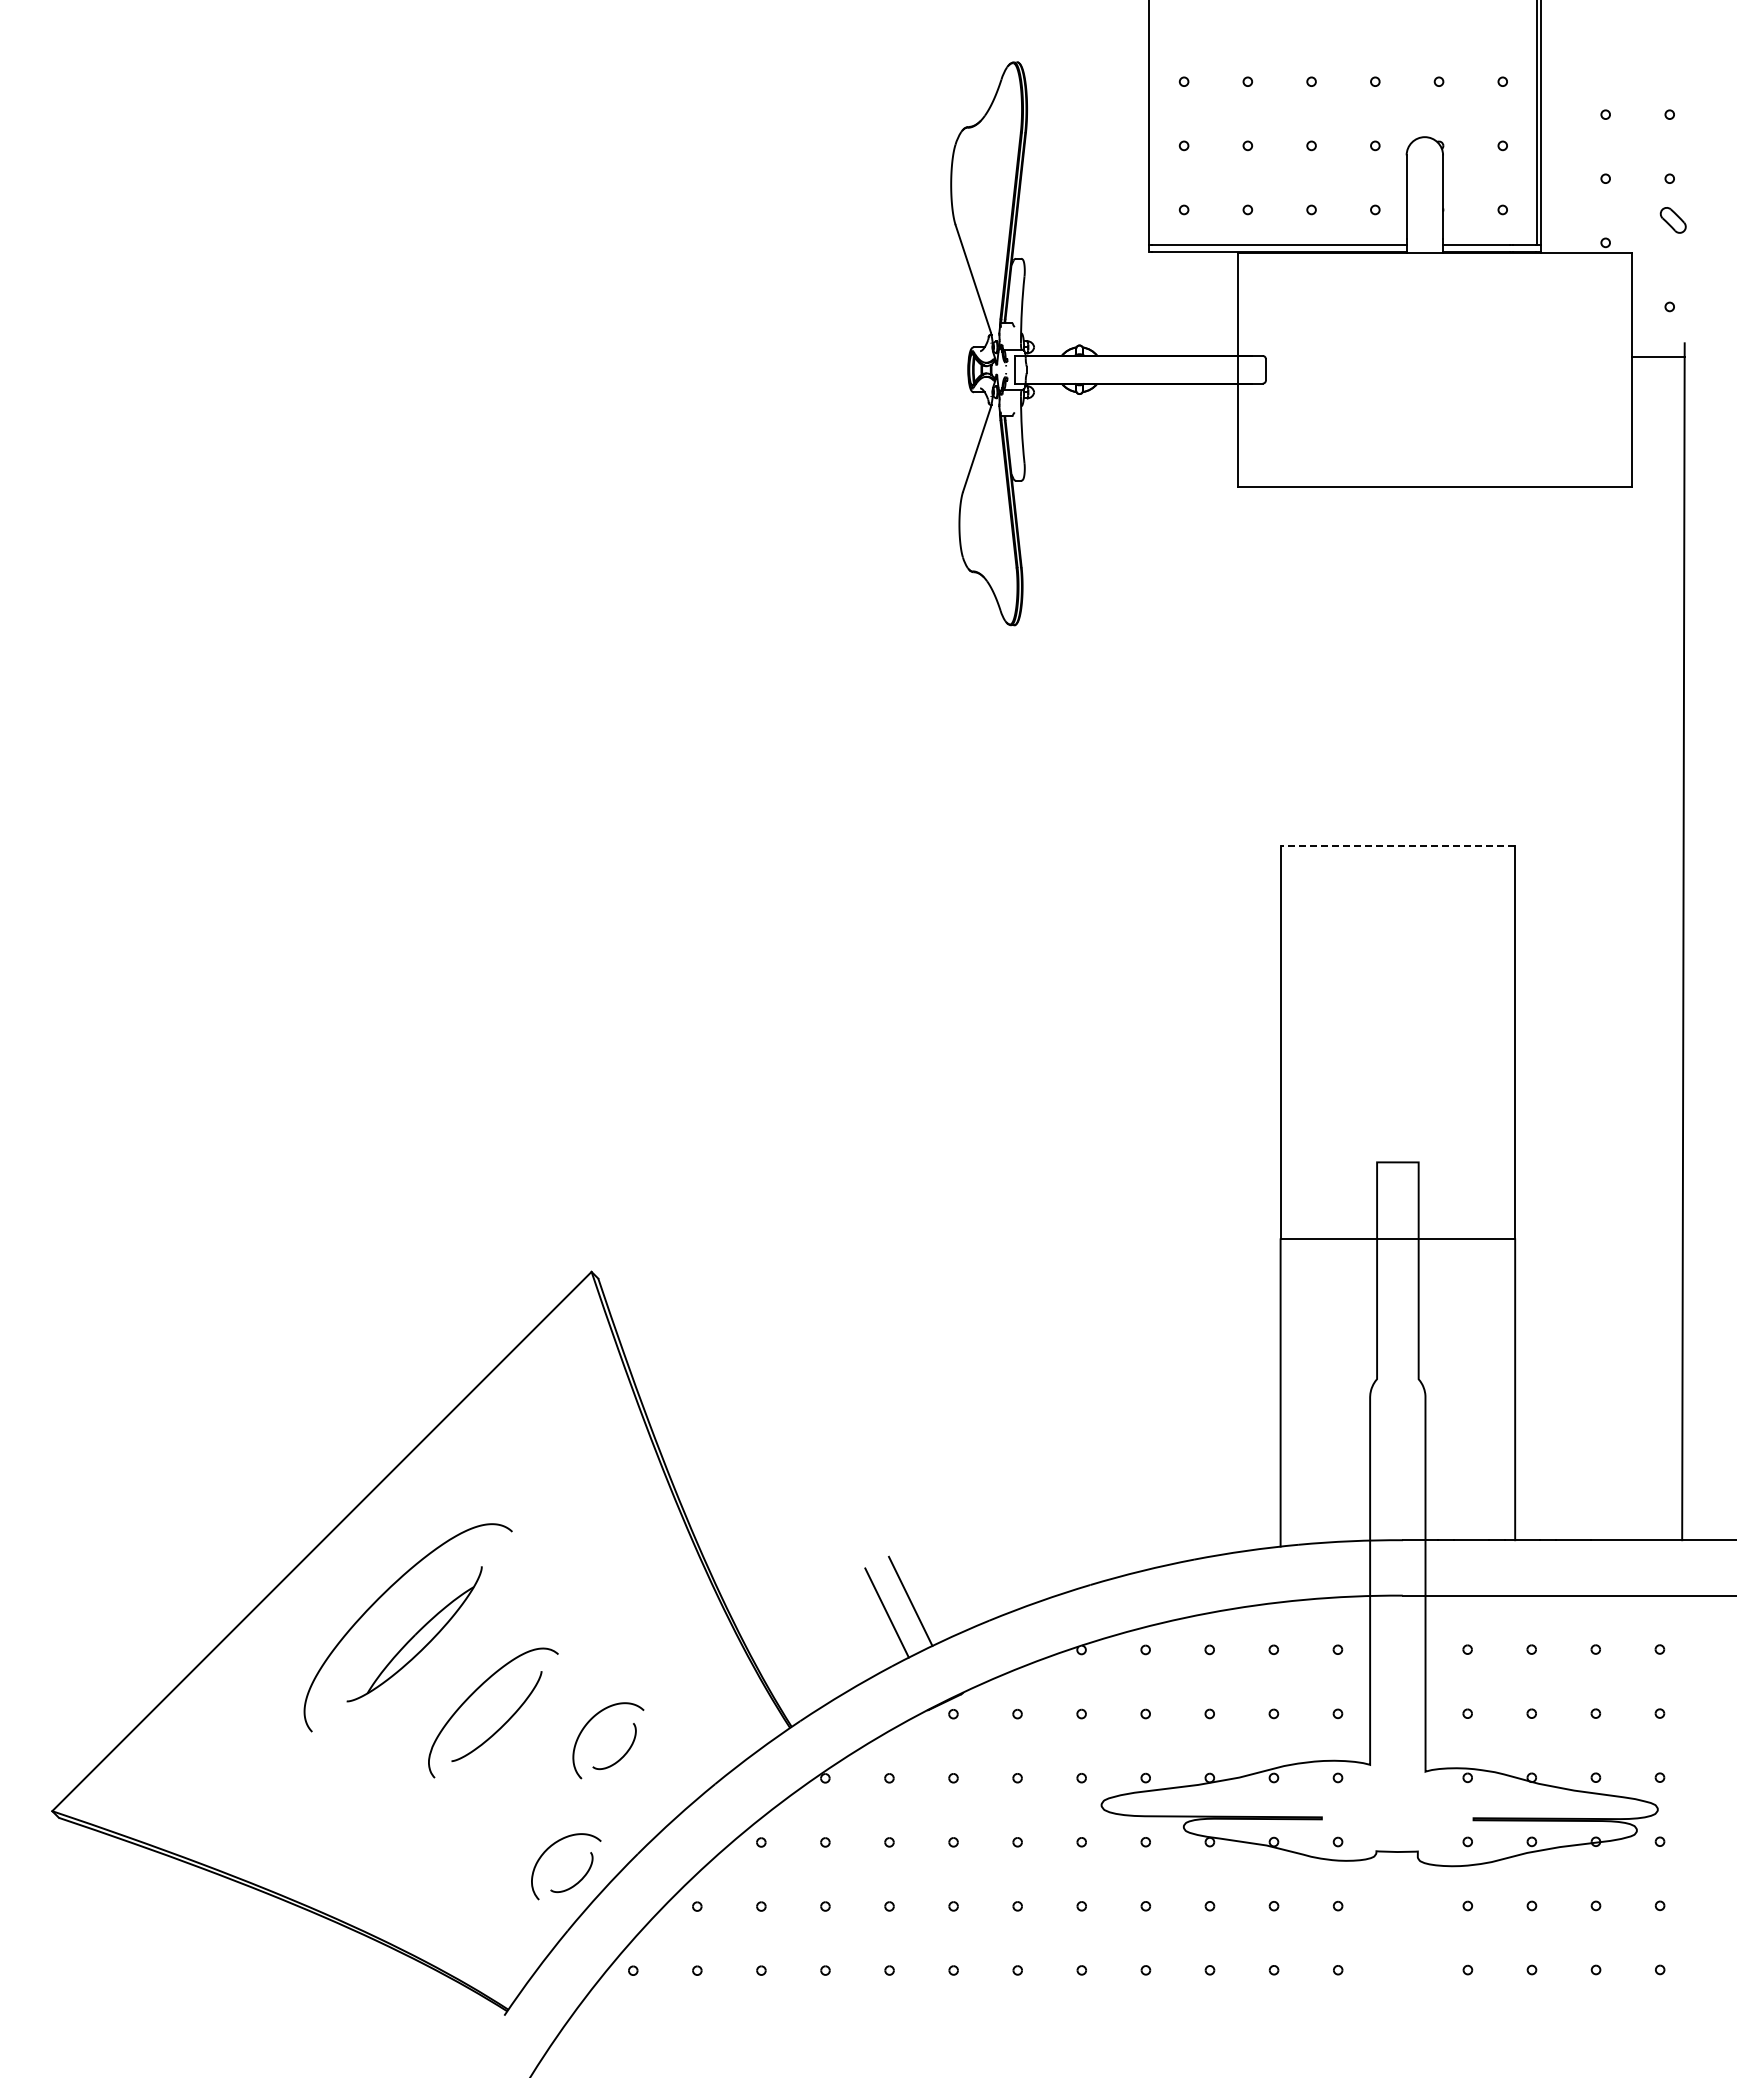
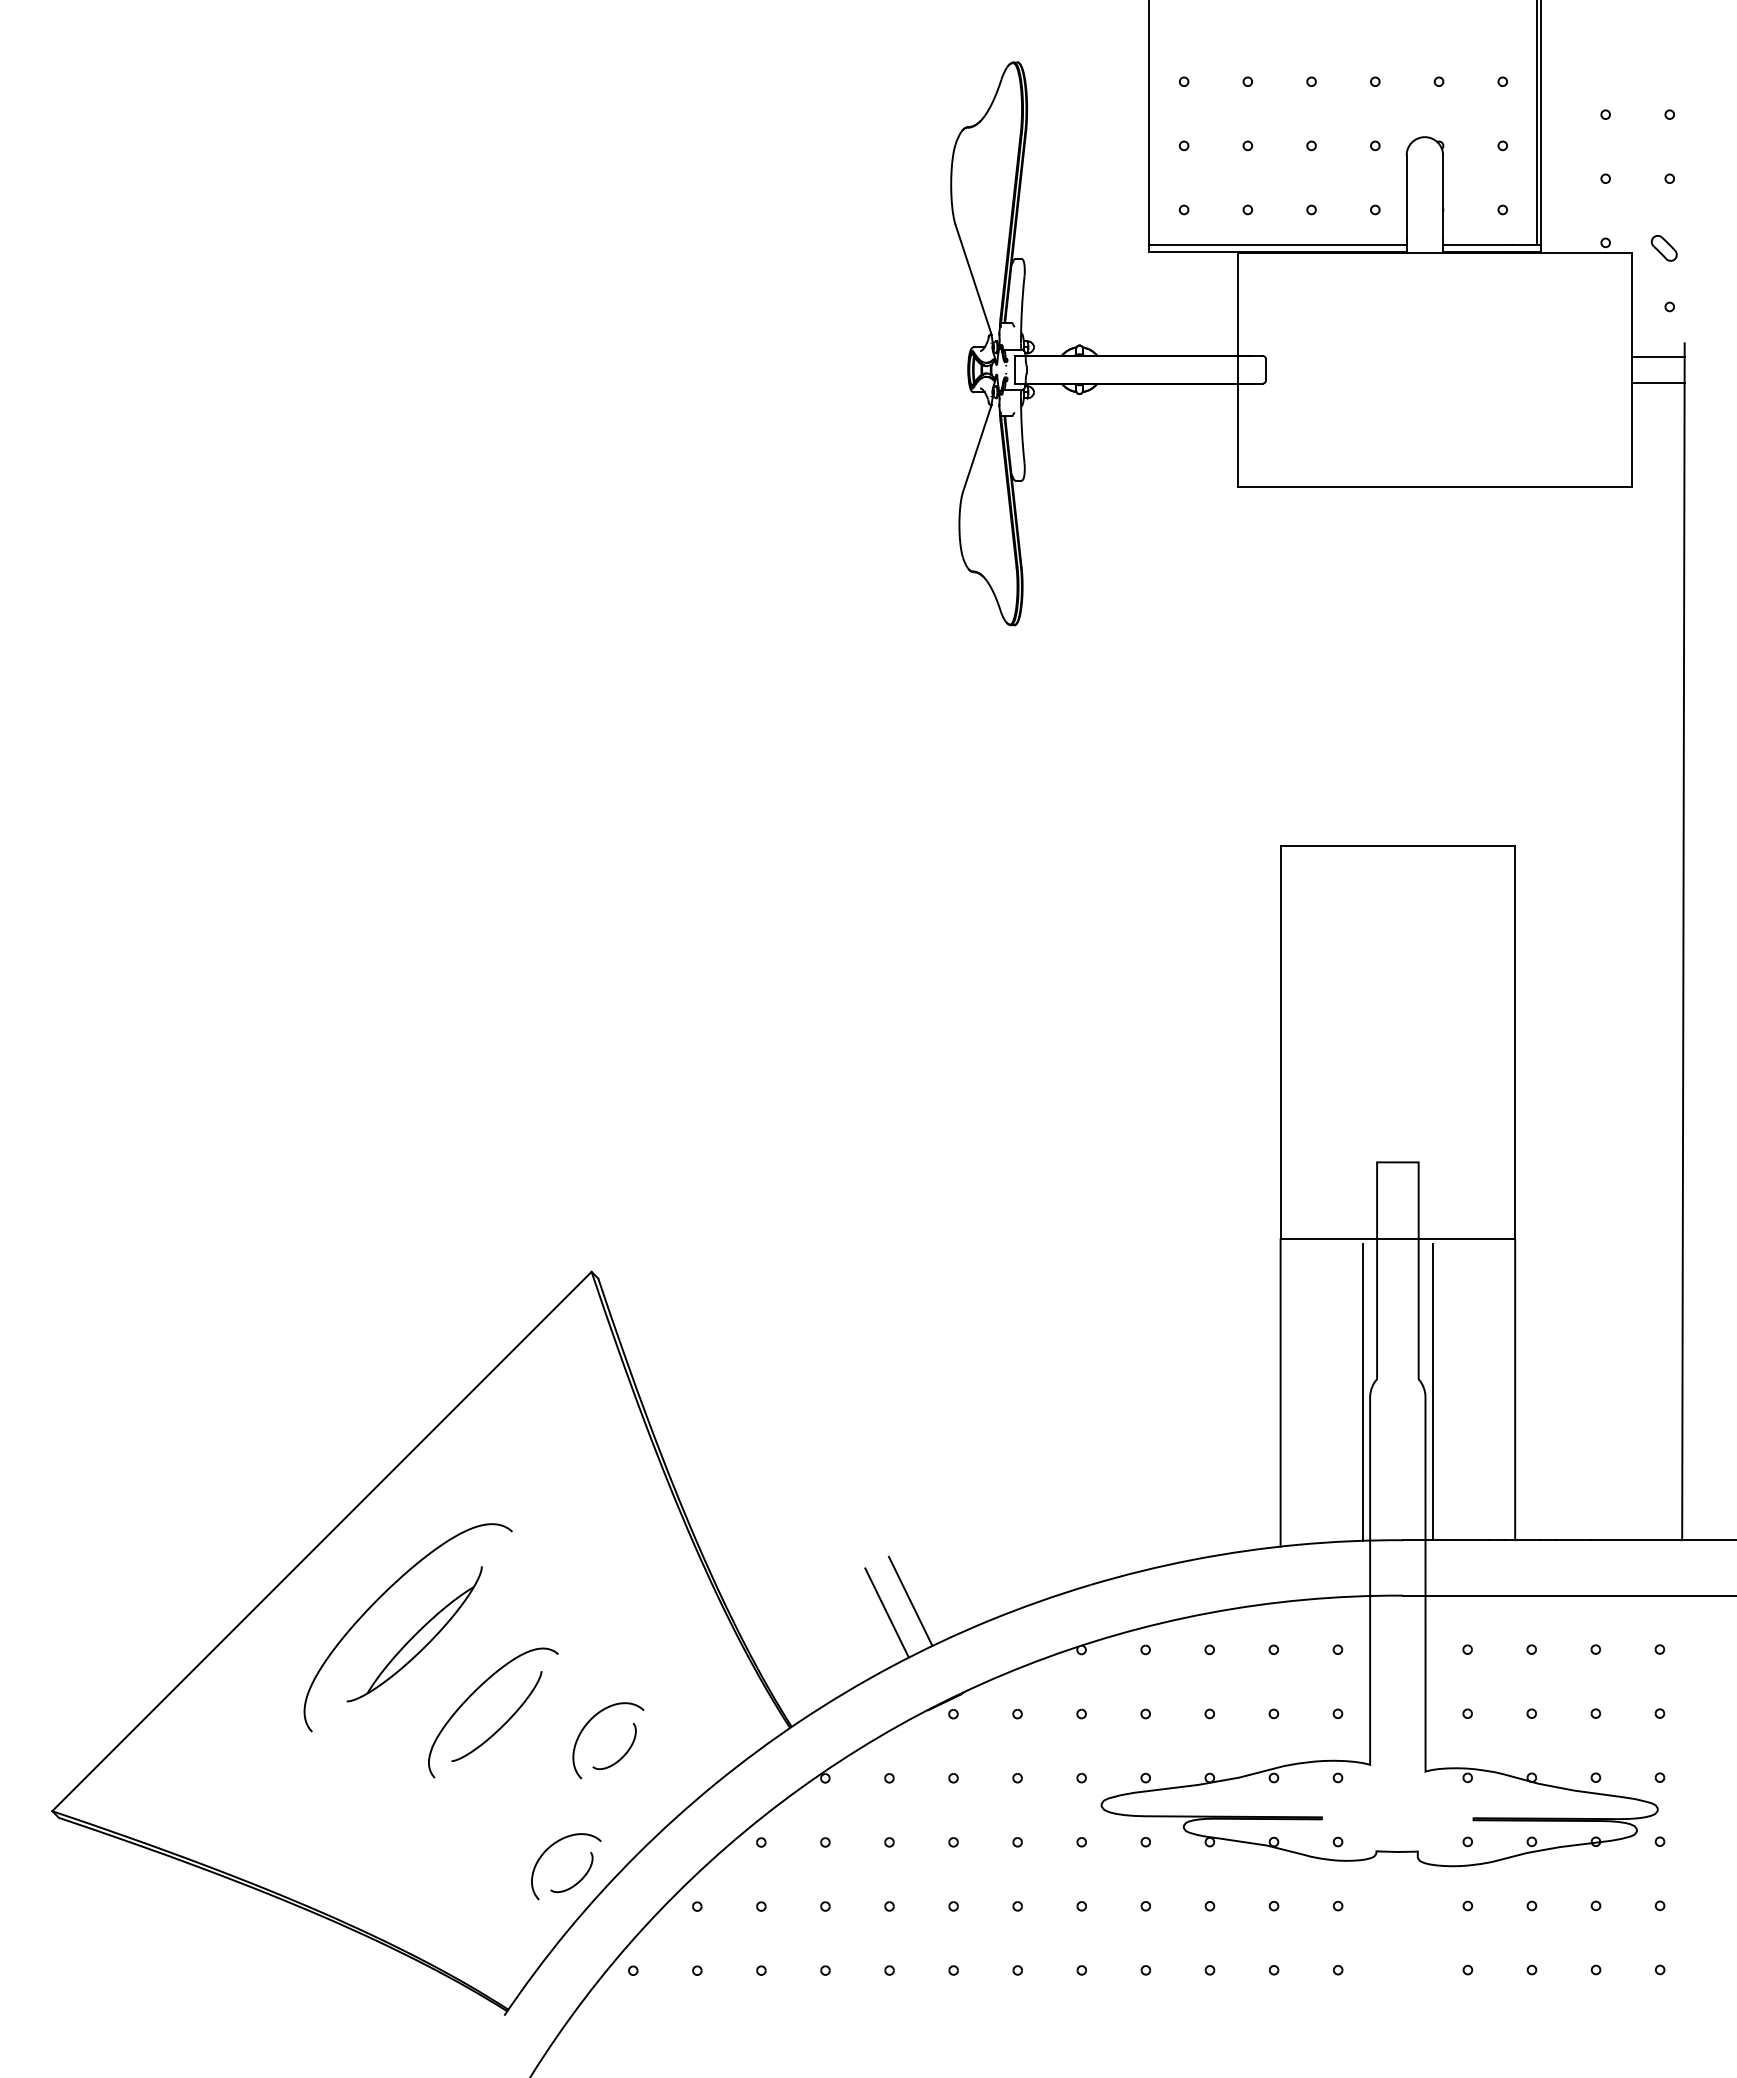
part position: (1672, 220) -> (1663, 248) (1663, 248)
line: none -> present (1657, 382)
line: dashed -> solid (1397, 846)
line: none -> present (1363, 1391)
line: none -> present (1432, 1391)
